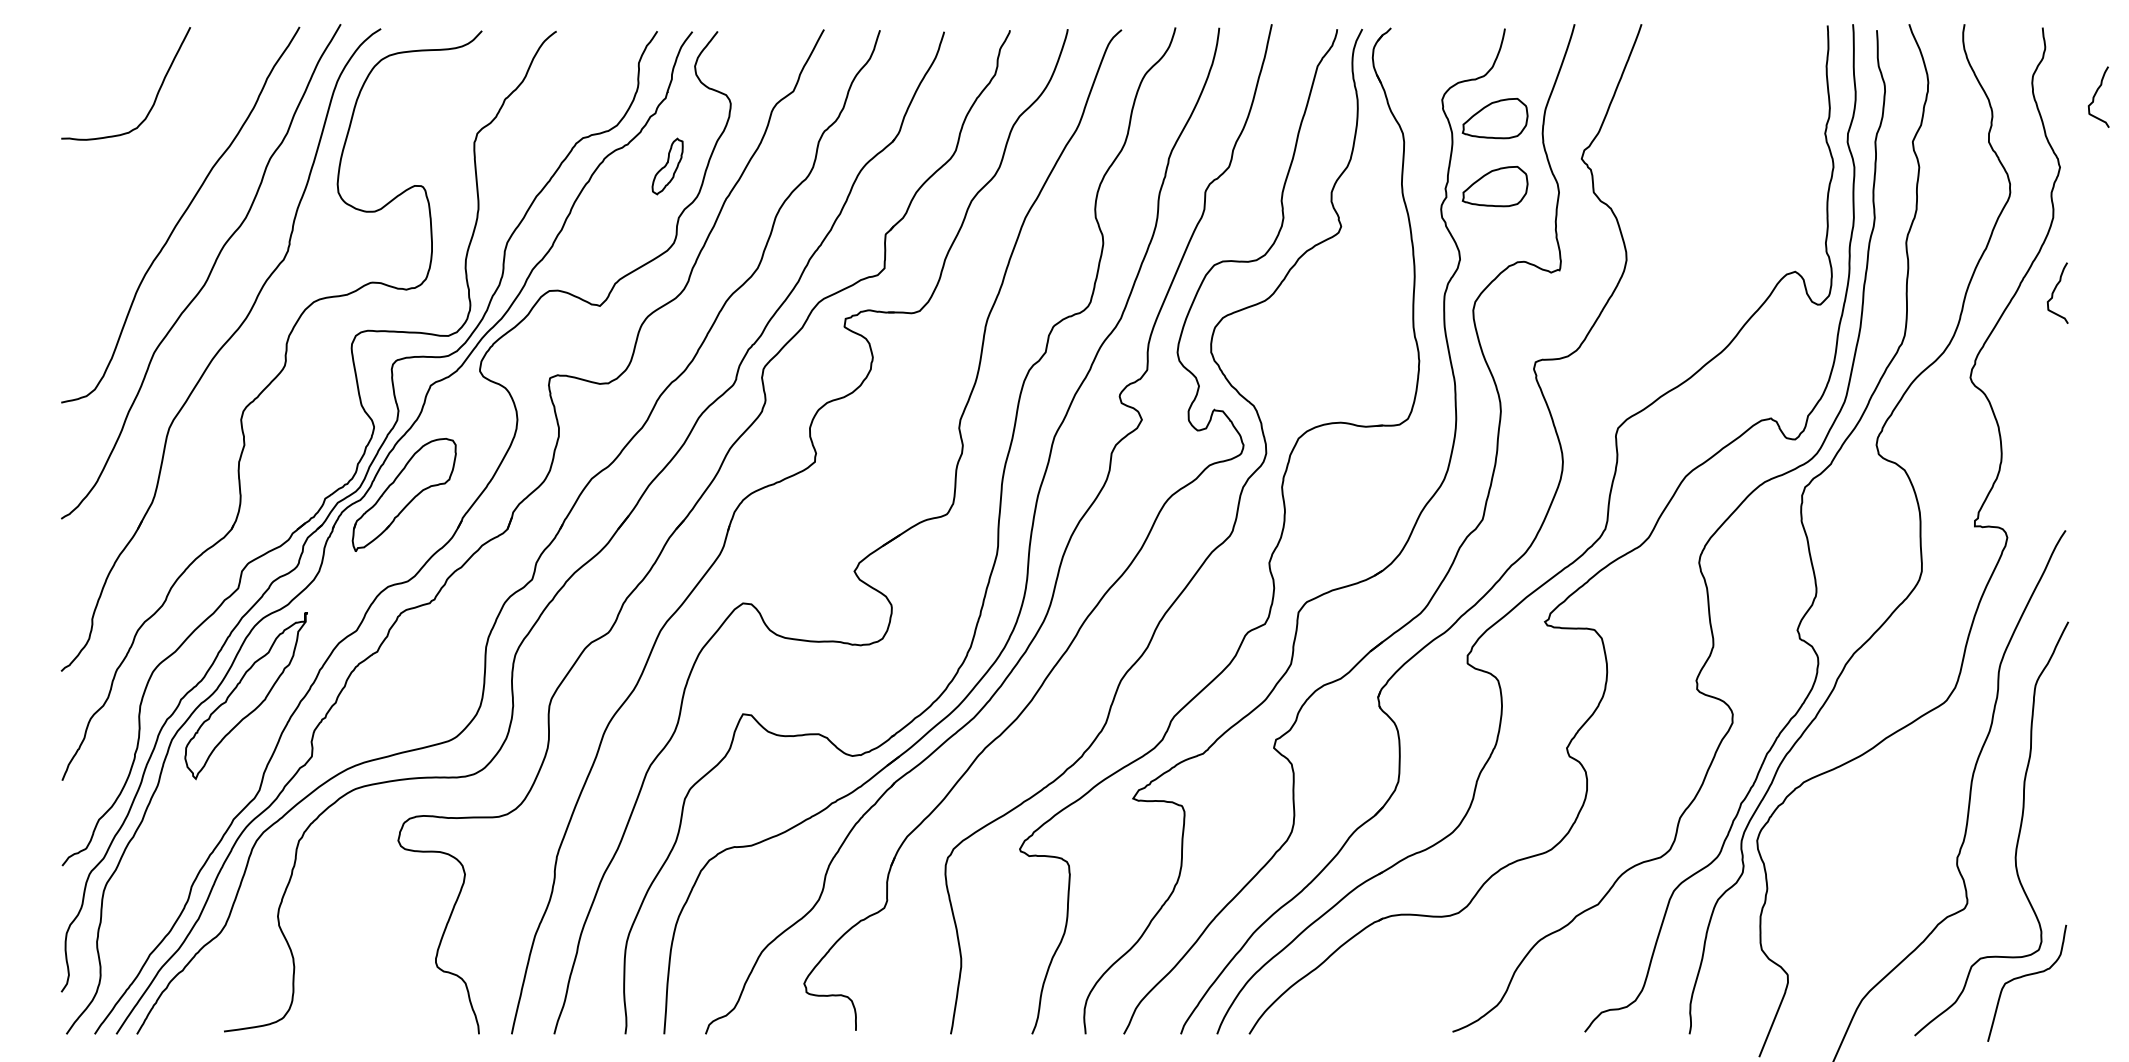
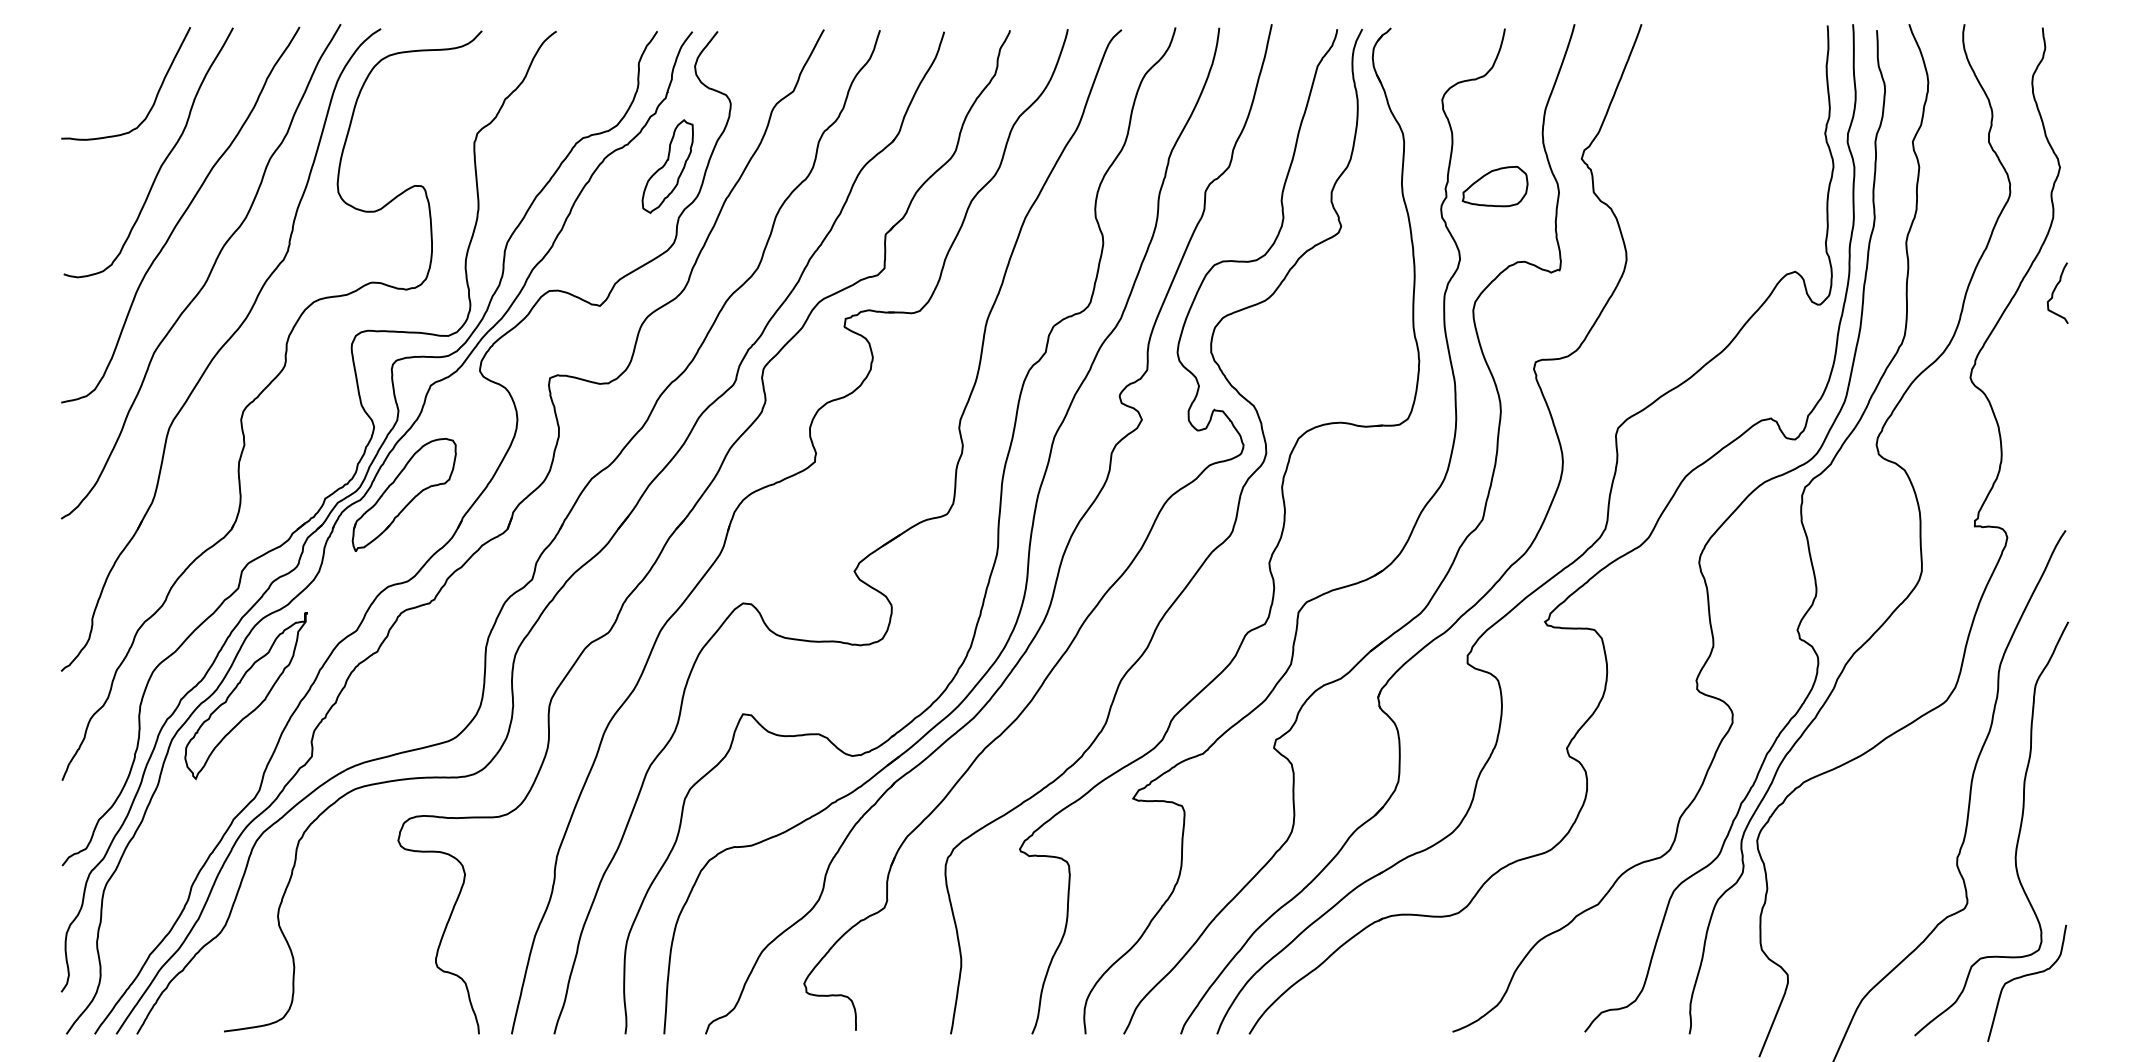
curve: present -> none (2096, 94)
part: present -> none (1494, 118)
curve: none -> present (161, 163)
part size: 33x59 px -> 53x95 px (667, 166)
